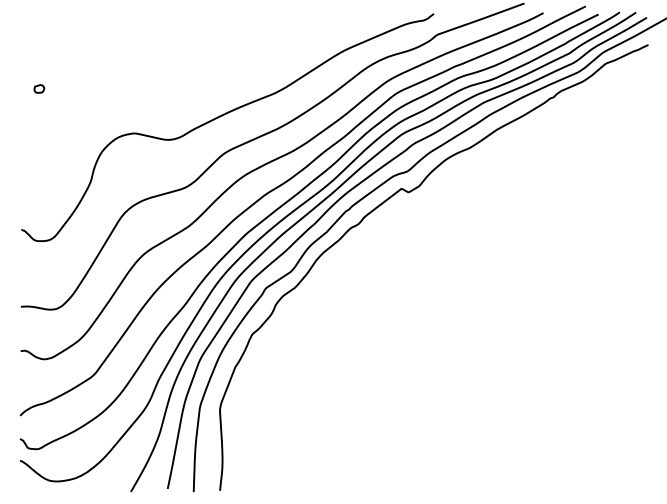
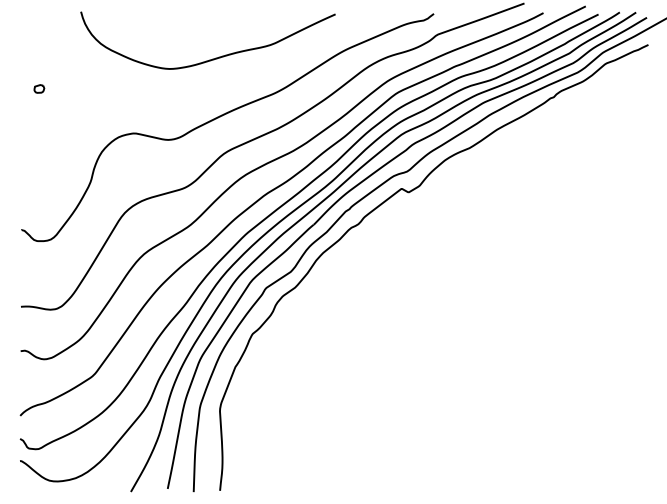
curve: none -> present (212, 58)
